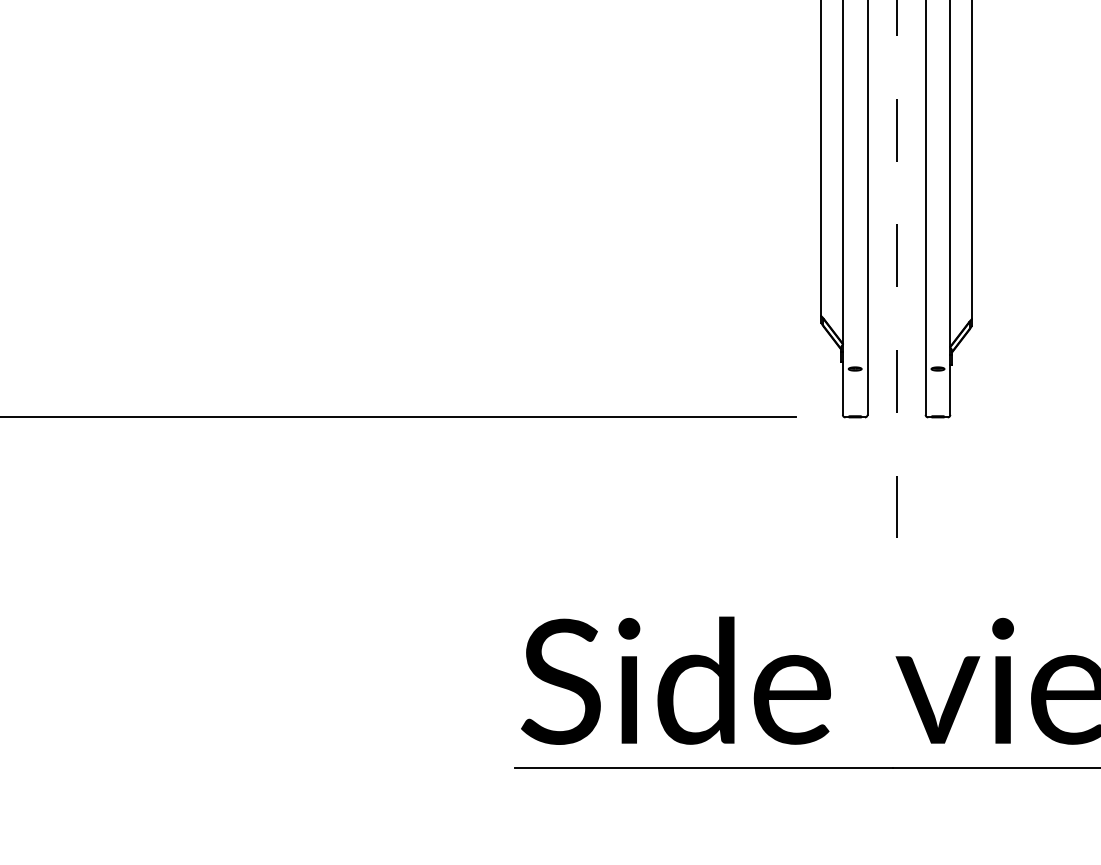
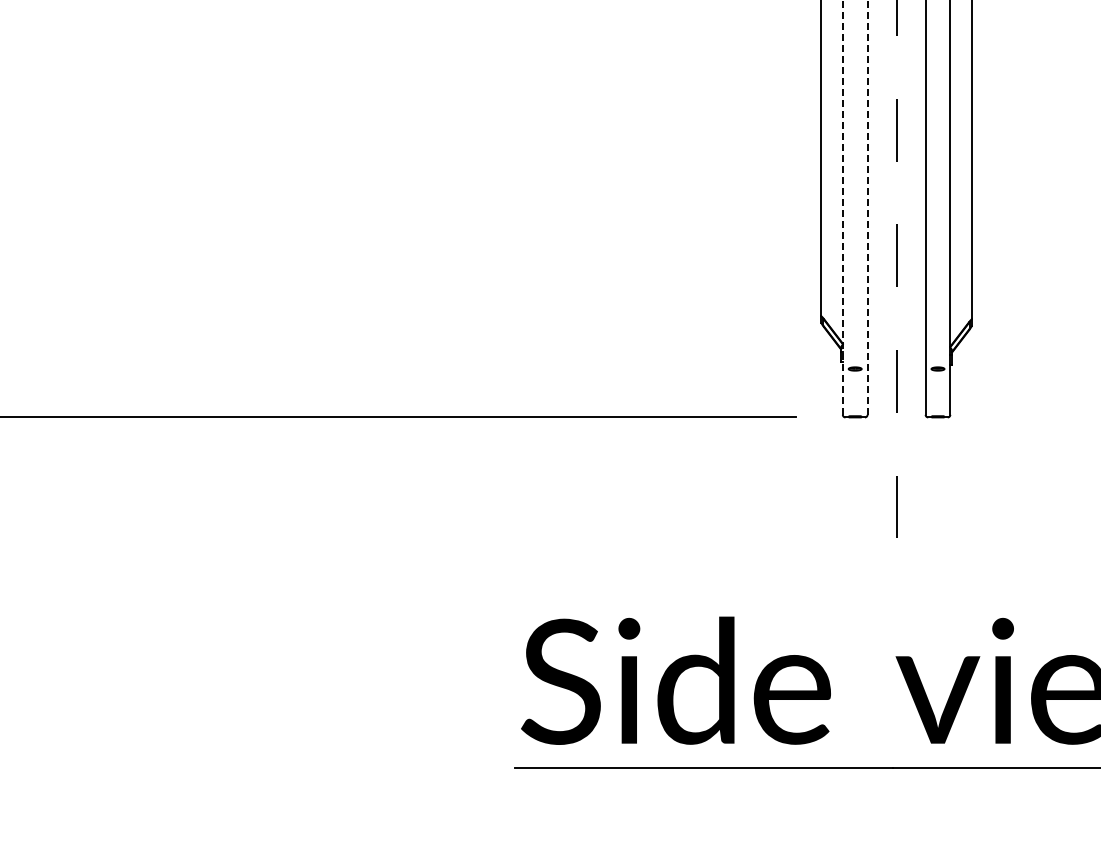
line: solid -> dashed (842, 206)
line: solid -> dashed (867, 206)
